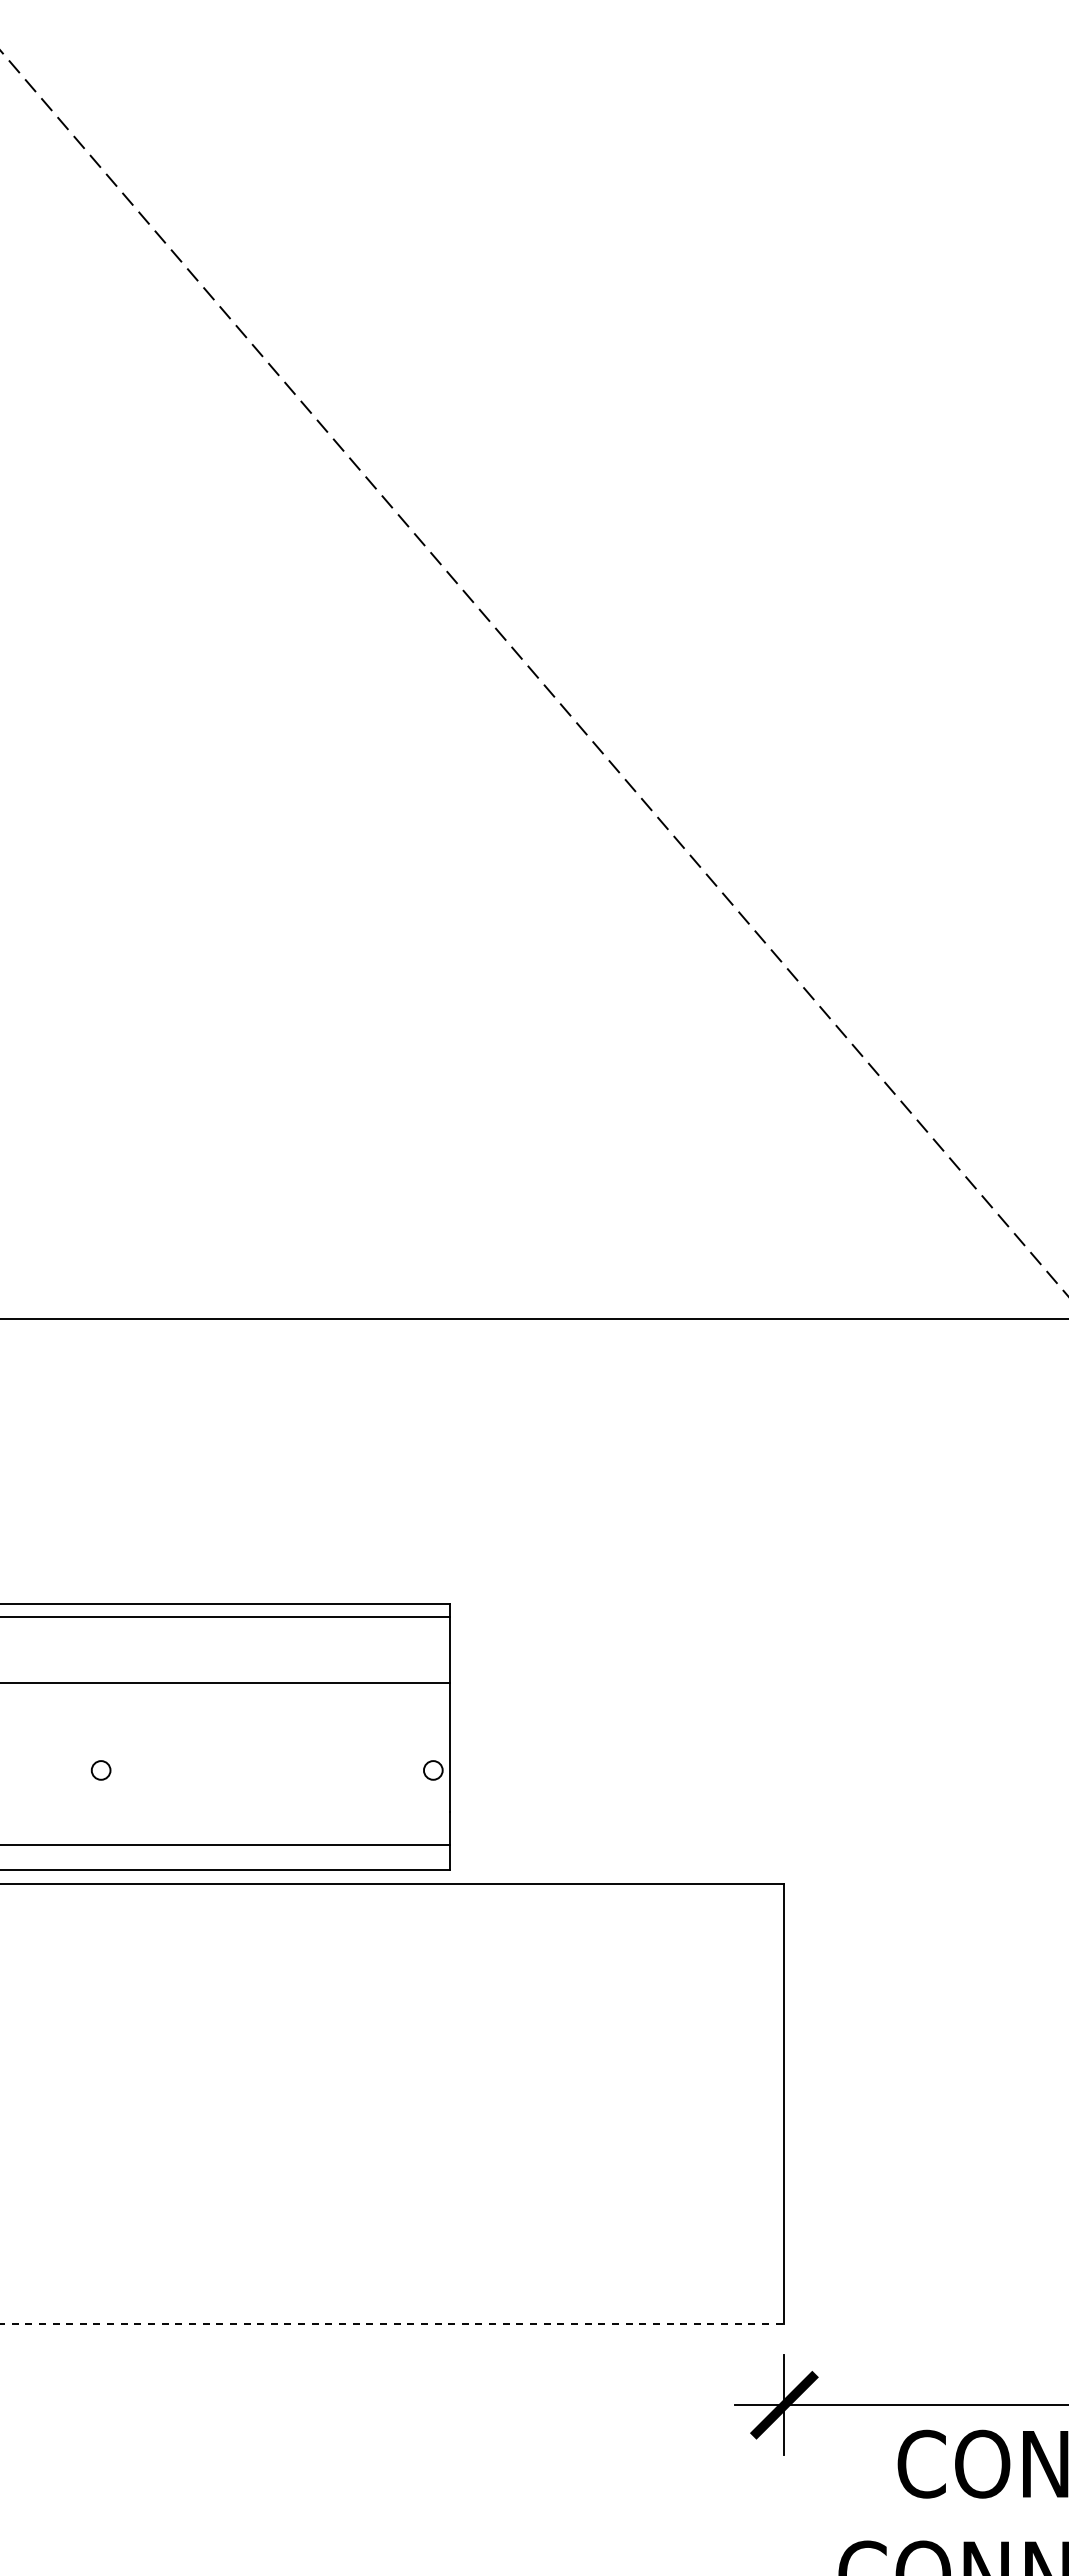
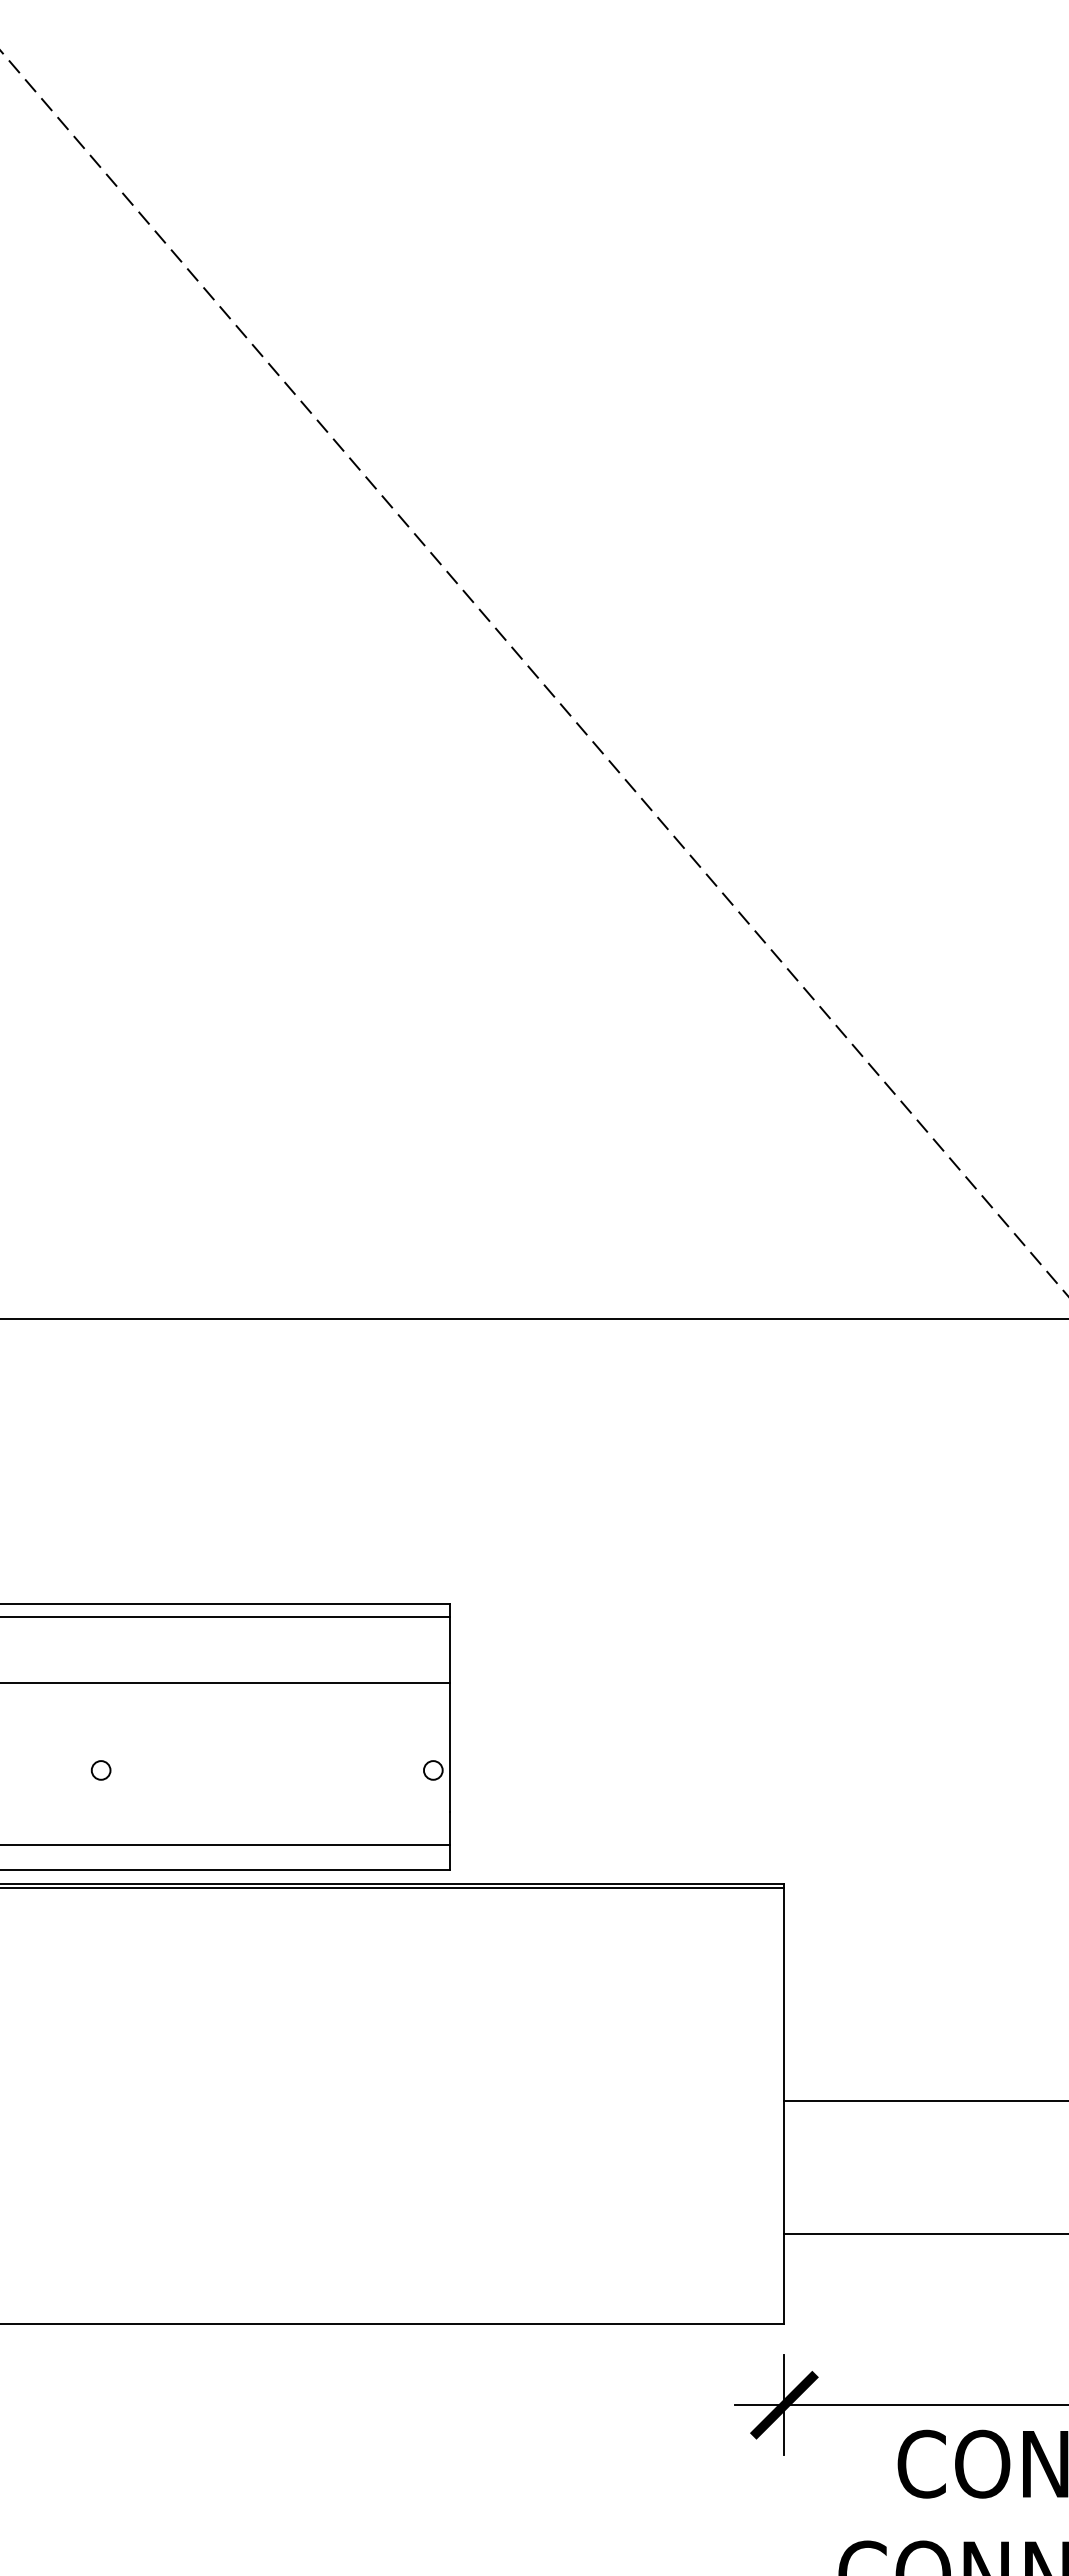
line: none -> present (393, 1887)
line: none -> present (924, 2100)
line: none -> present (924, 2233)
line: dashed -> solid (392, 2323)
